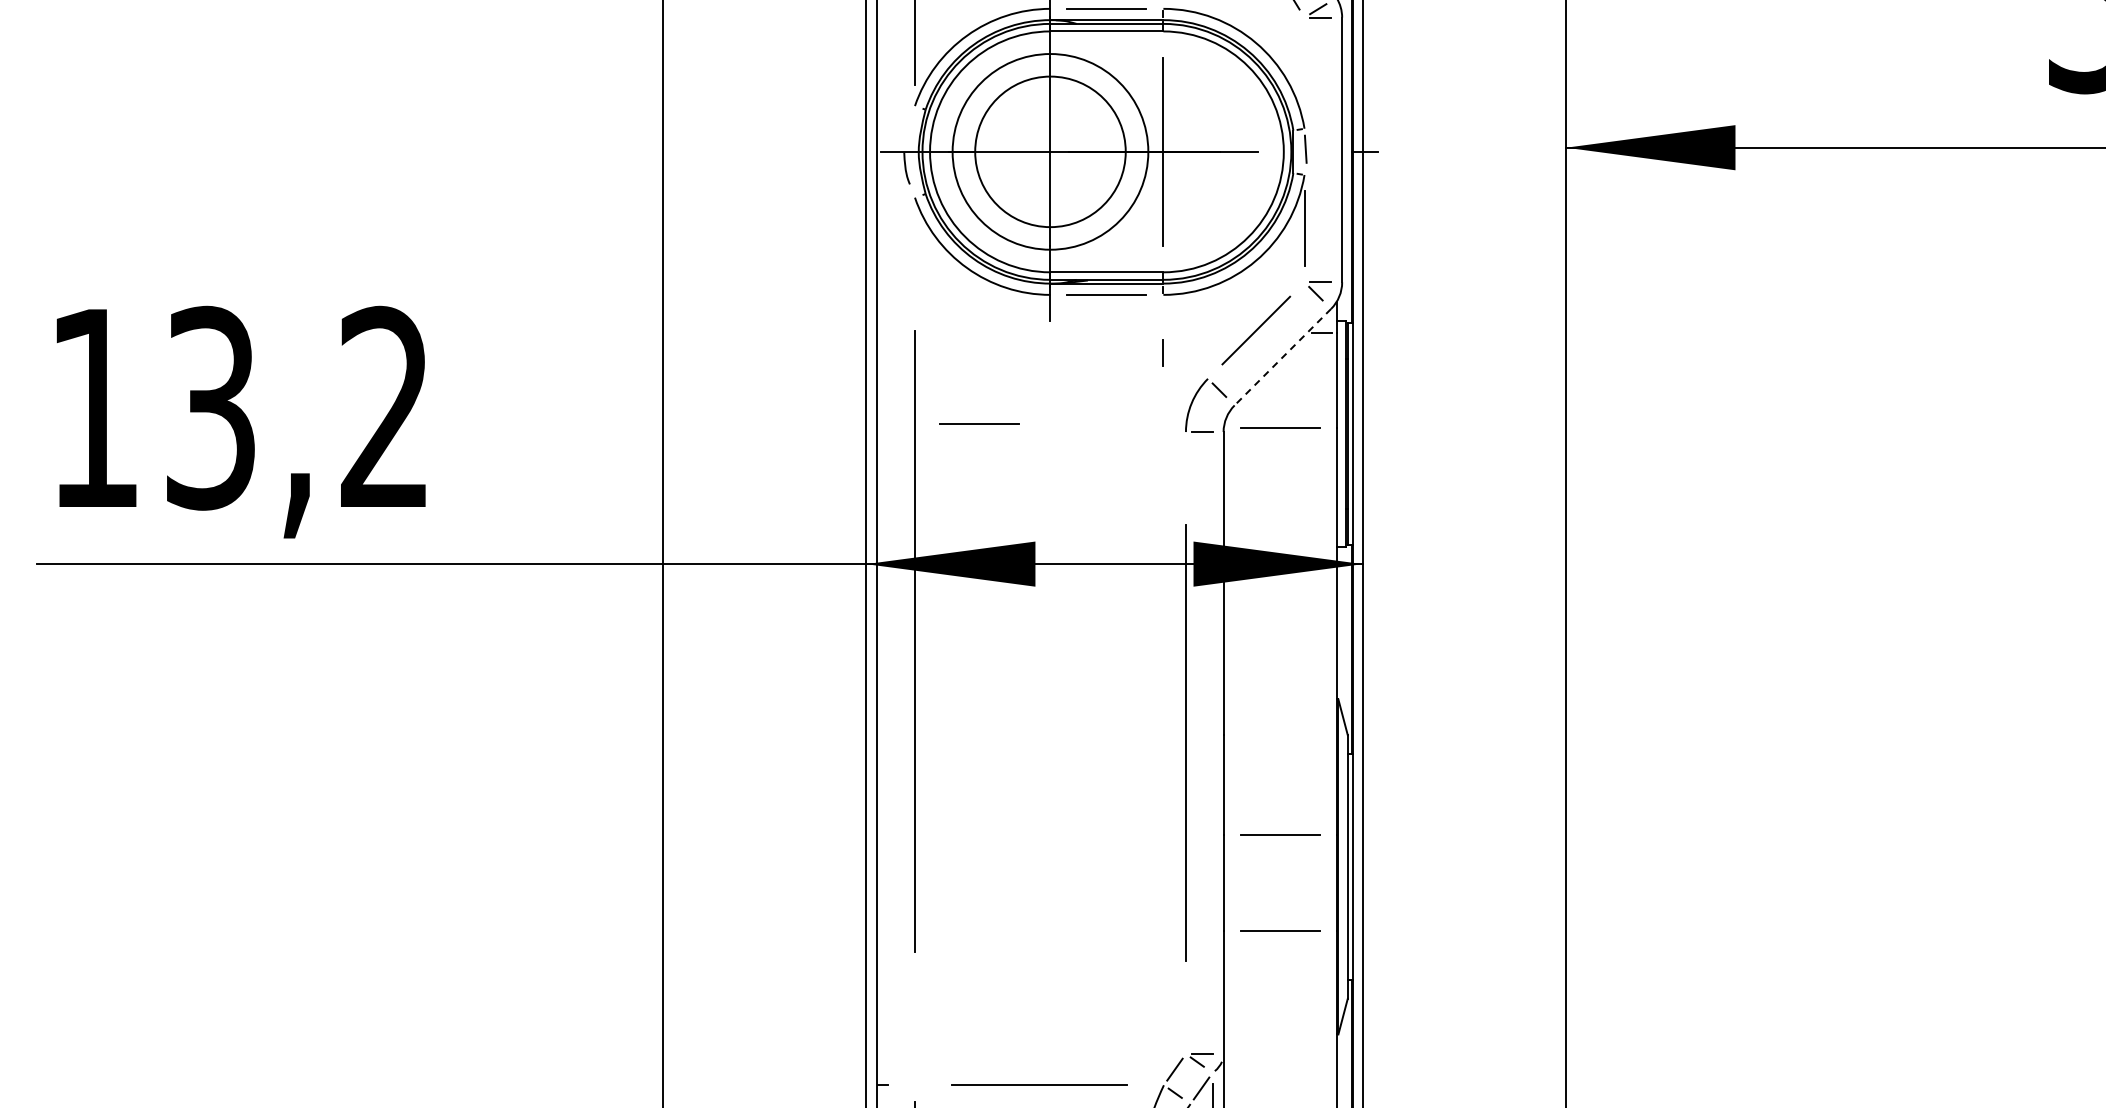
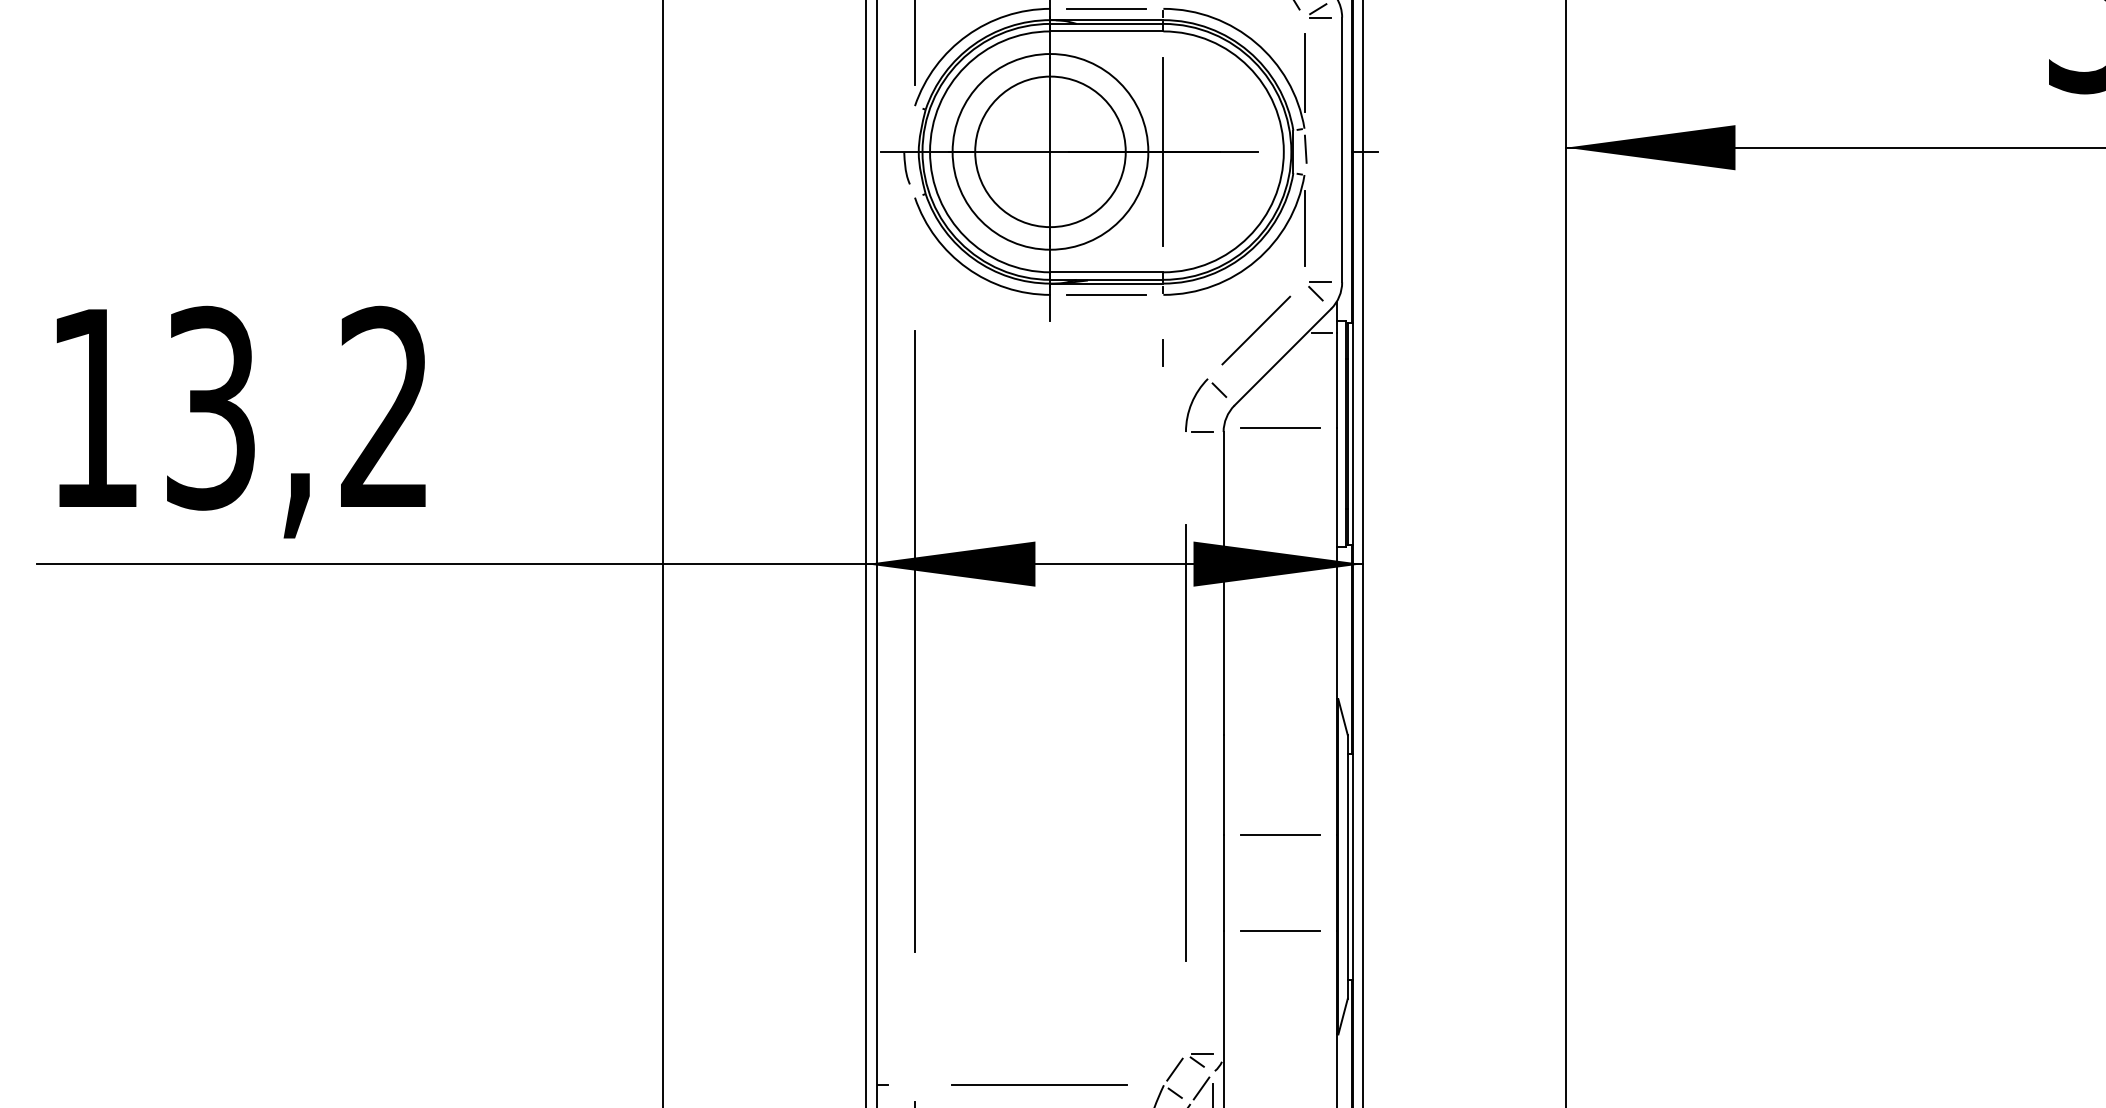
line: none -> present (1304, 73)
line: dashed -> solid (1282, 357)
line: present -> none (979, 423)
